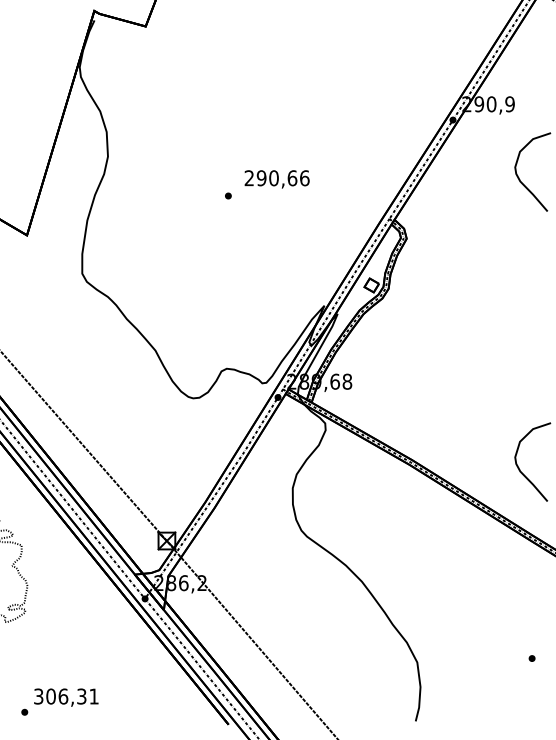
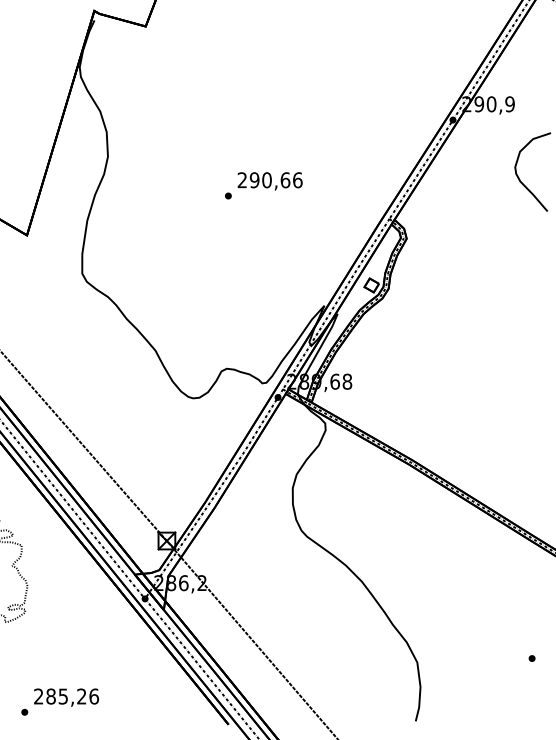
text position: (276, 179) -> (269, 181) (269, 181)
curve: present -> none (519, 467)
text: 306,31 -> 285,26 (66, 696)
